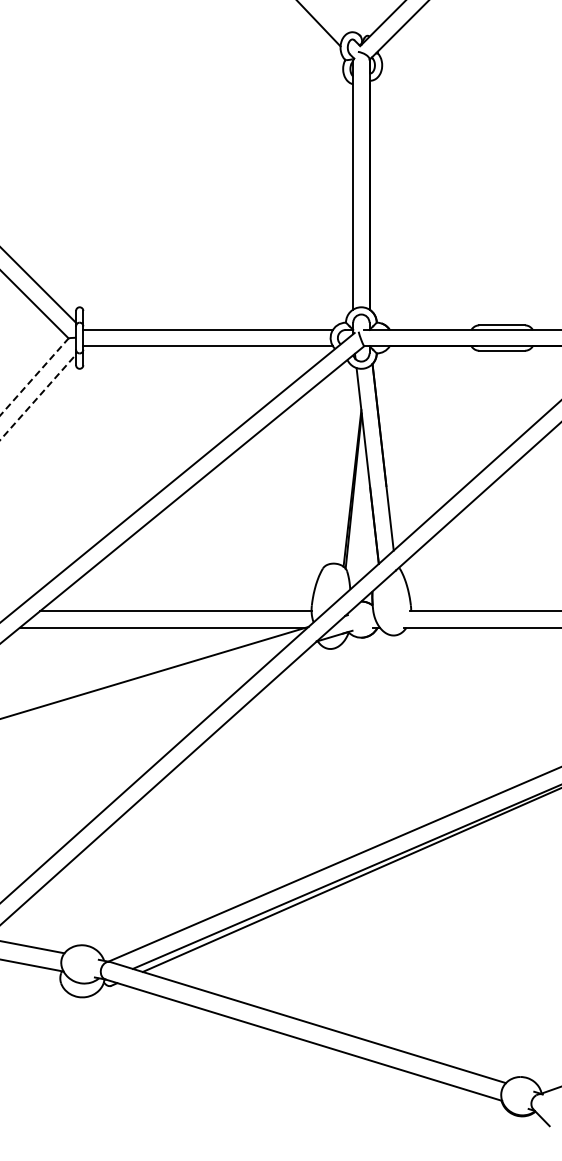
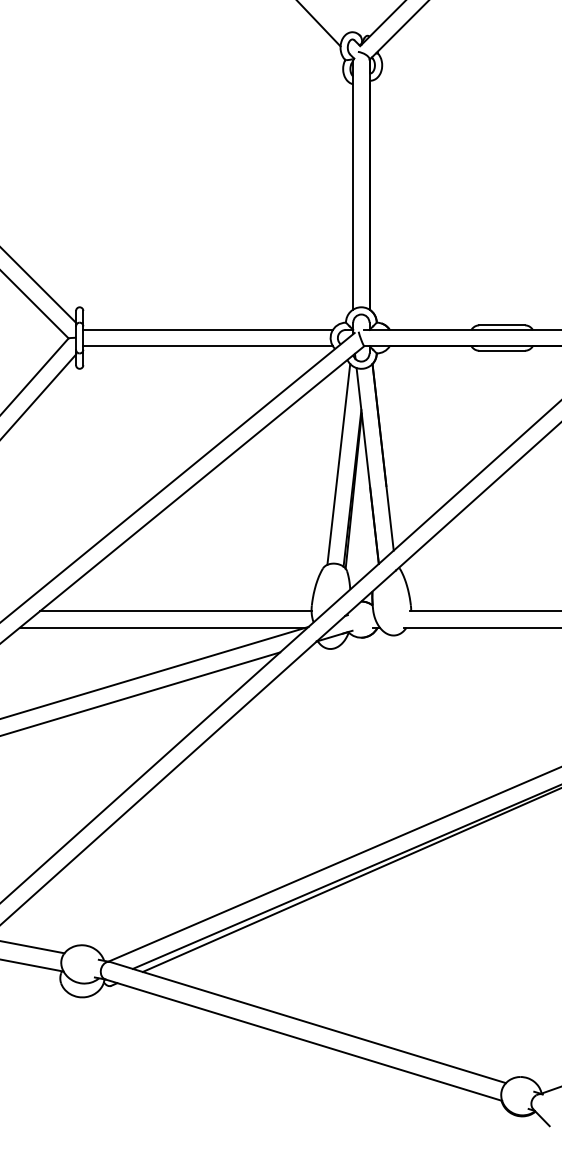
line: dashed -> solid (34, 376)
line: dashed -> solid (38, 397)
line: none -> present (338, 464)
line: none -> present (141, 693)
